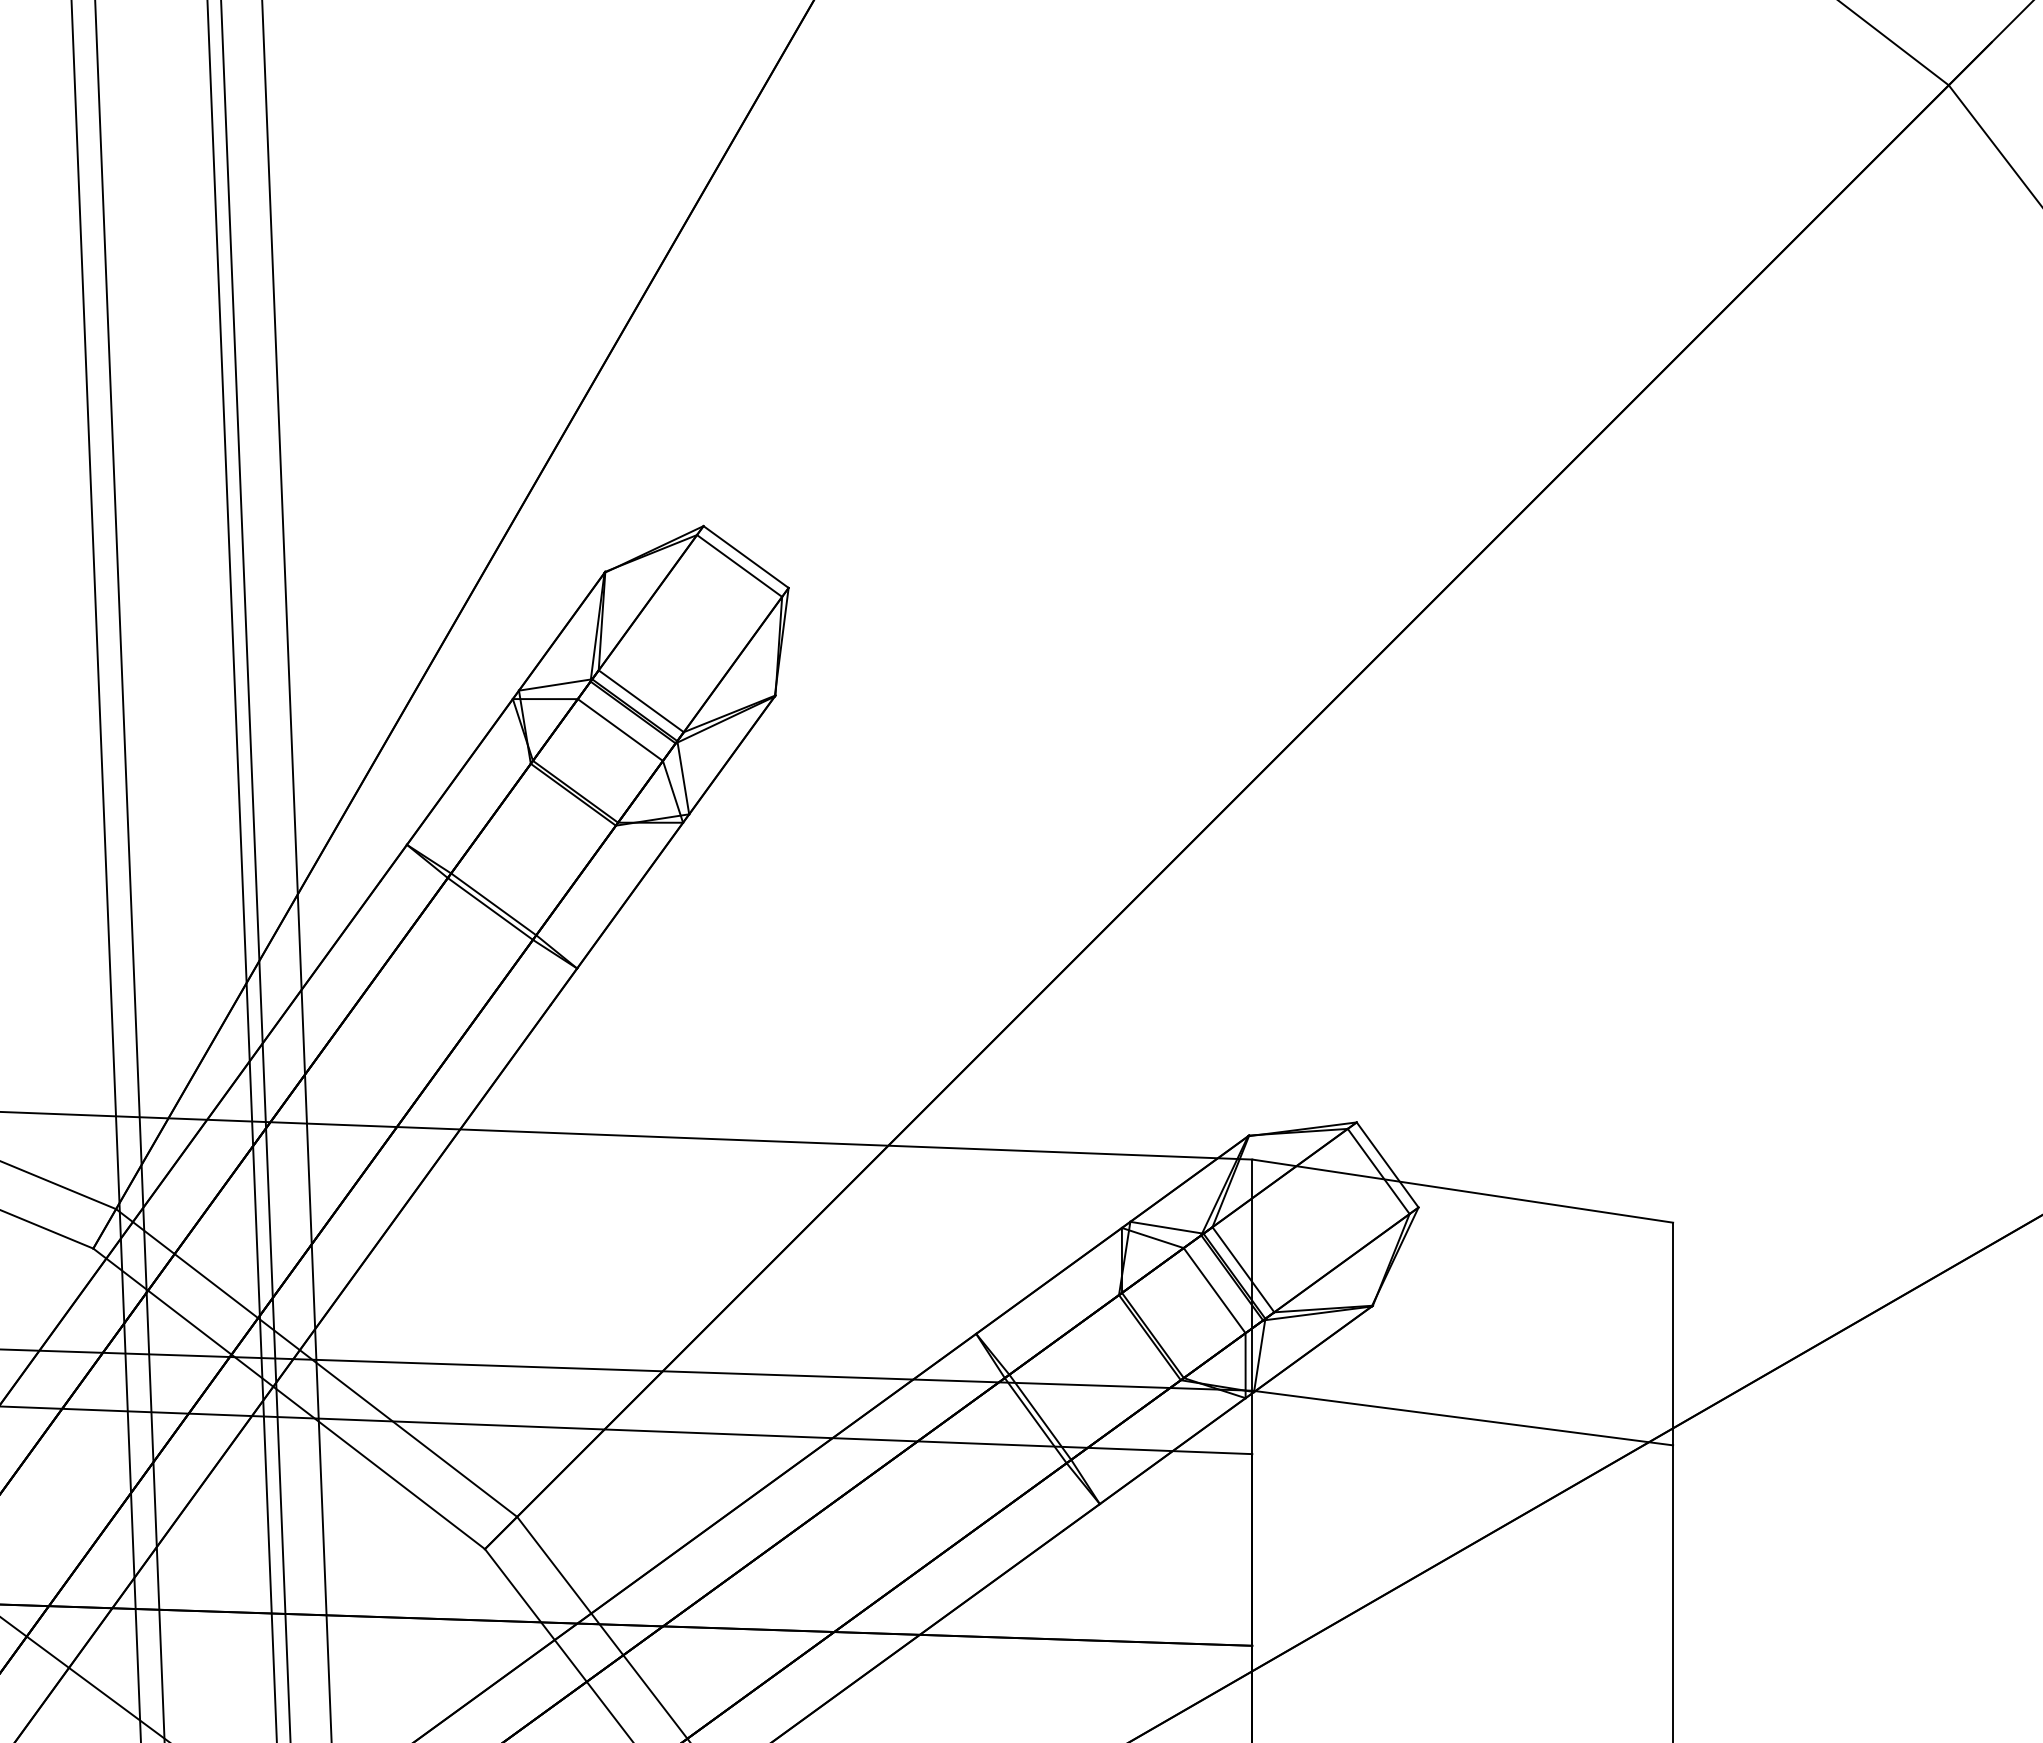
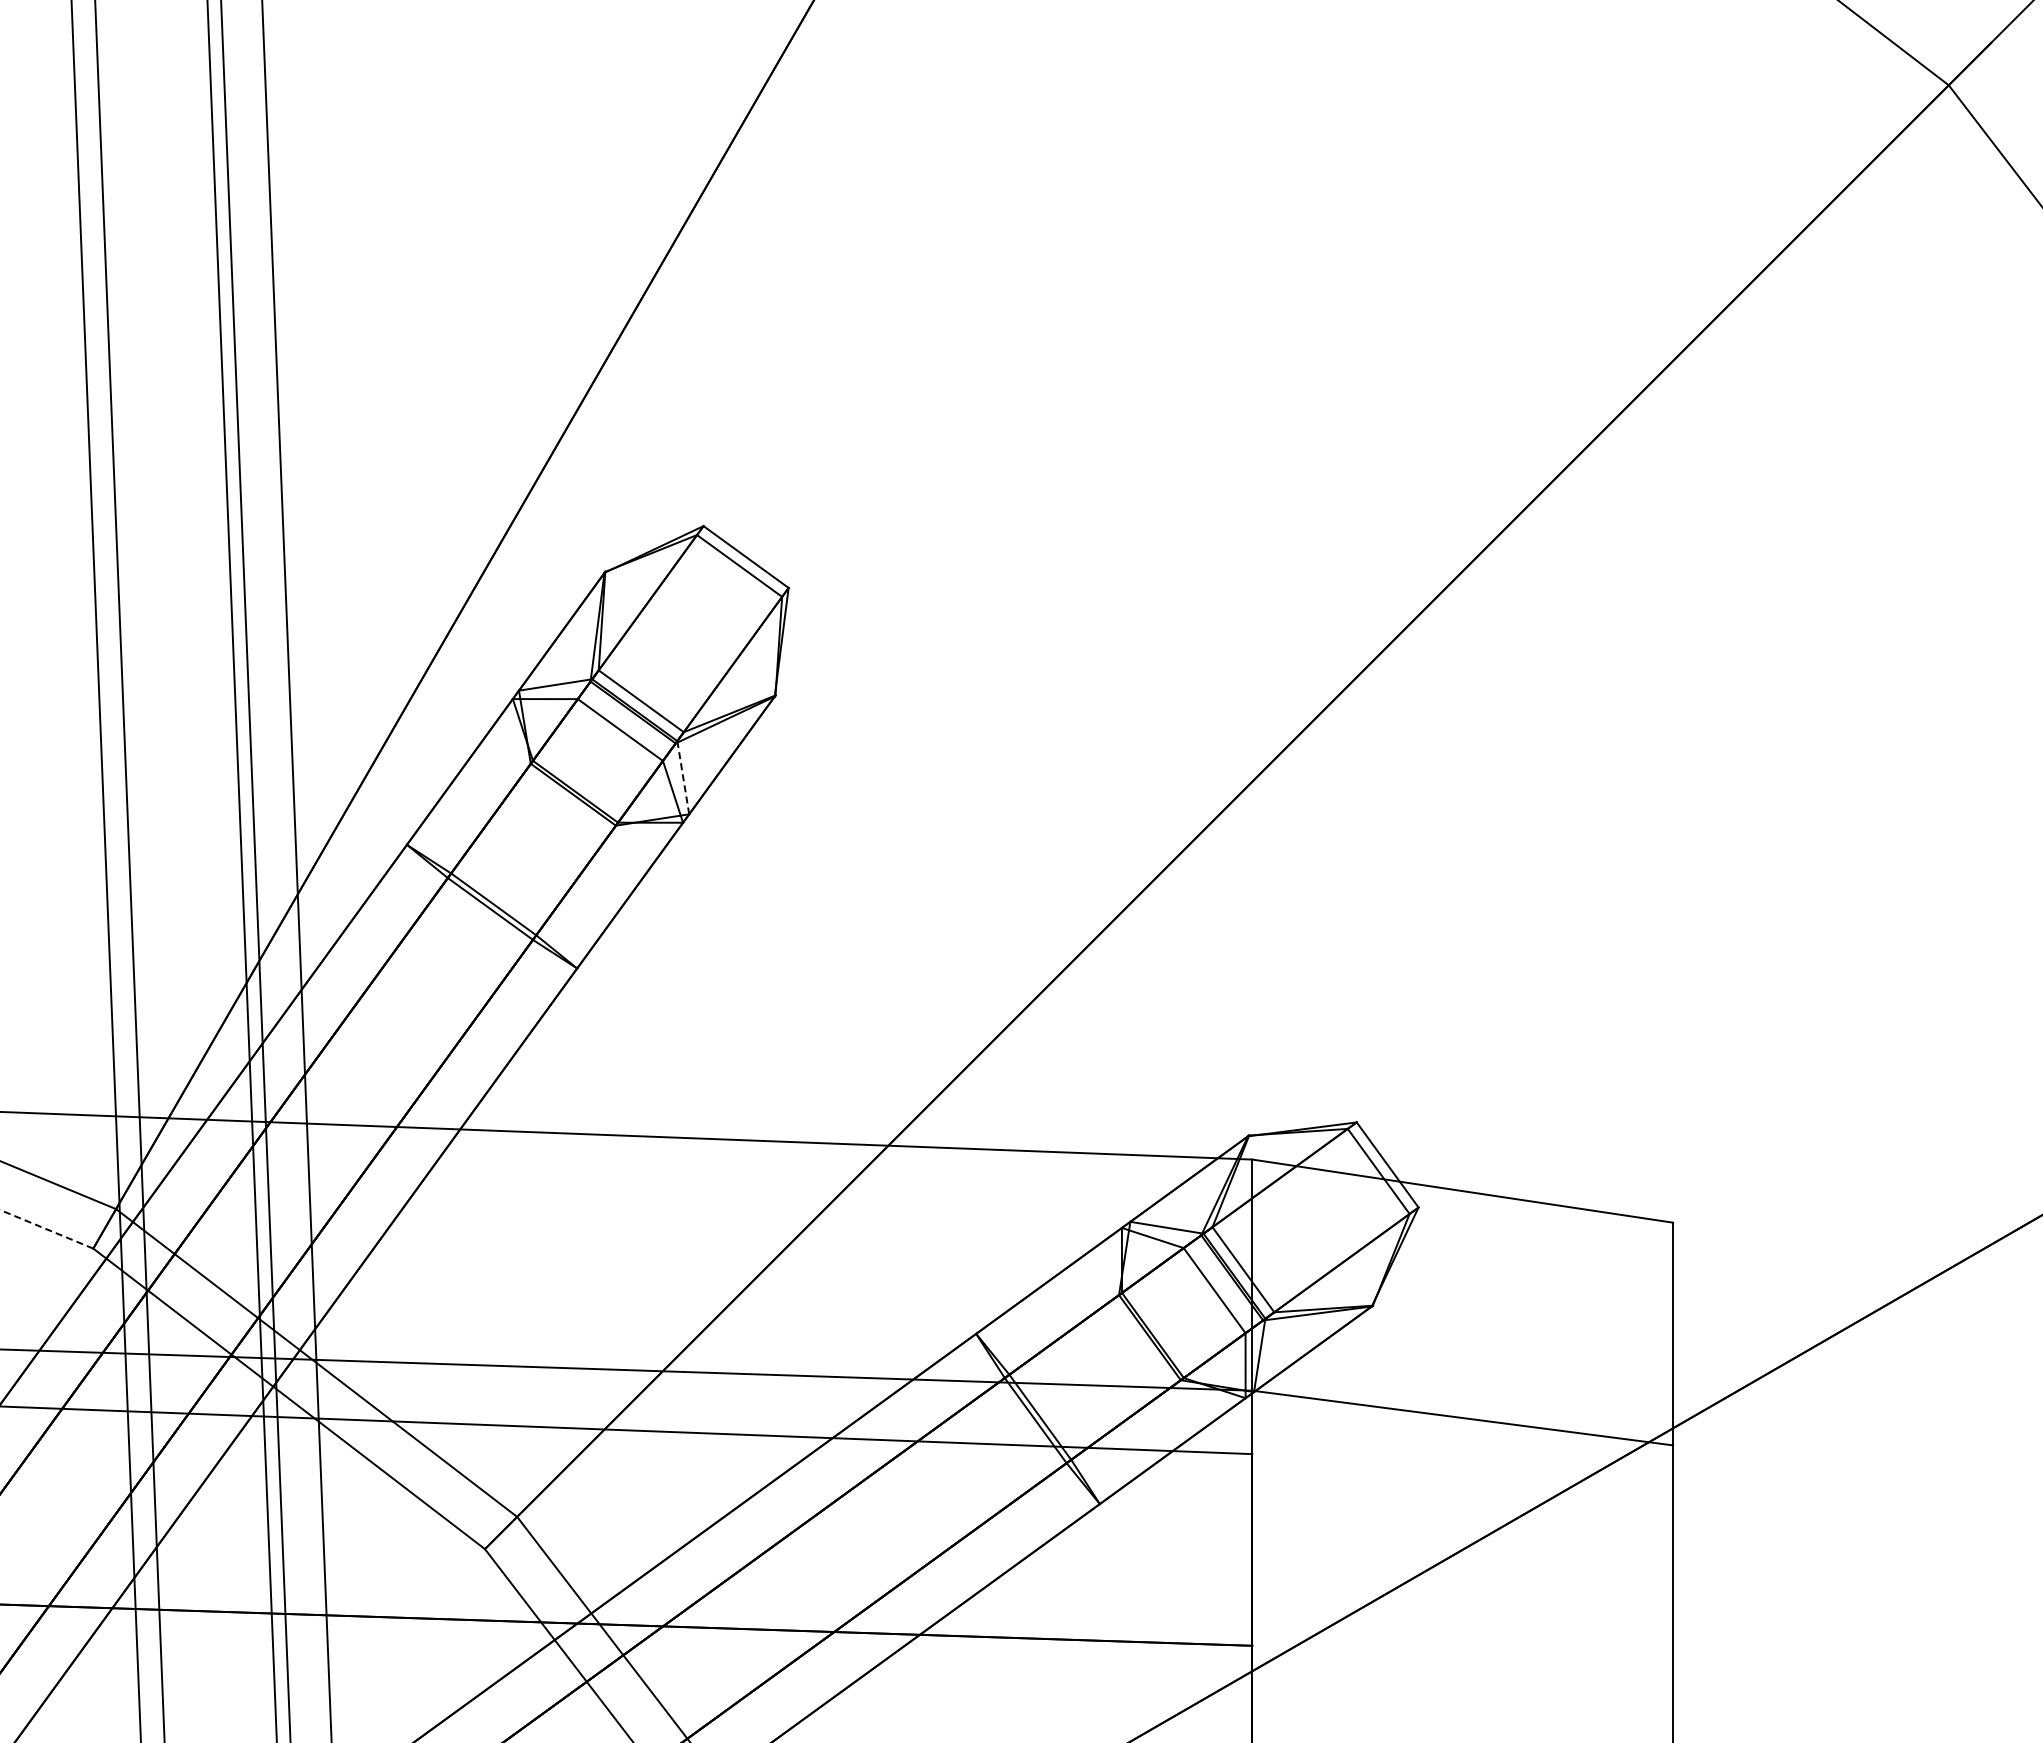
line: solid -> dashed (683, 778)
line: solid -> dashed (46, 1229)
line: present -> none (84, 1678)
